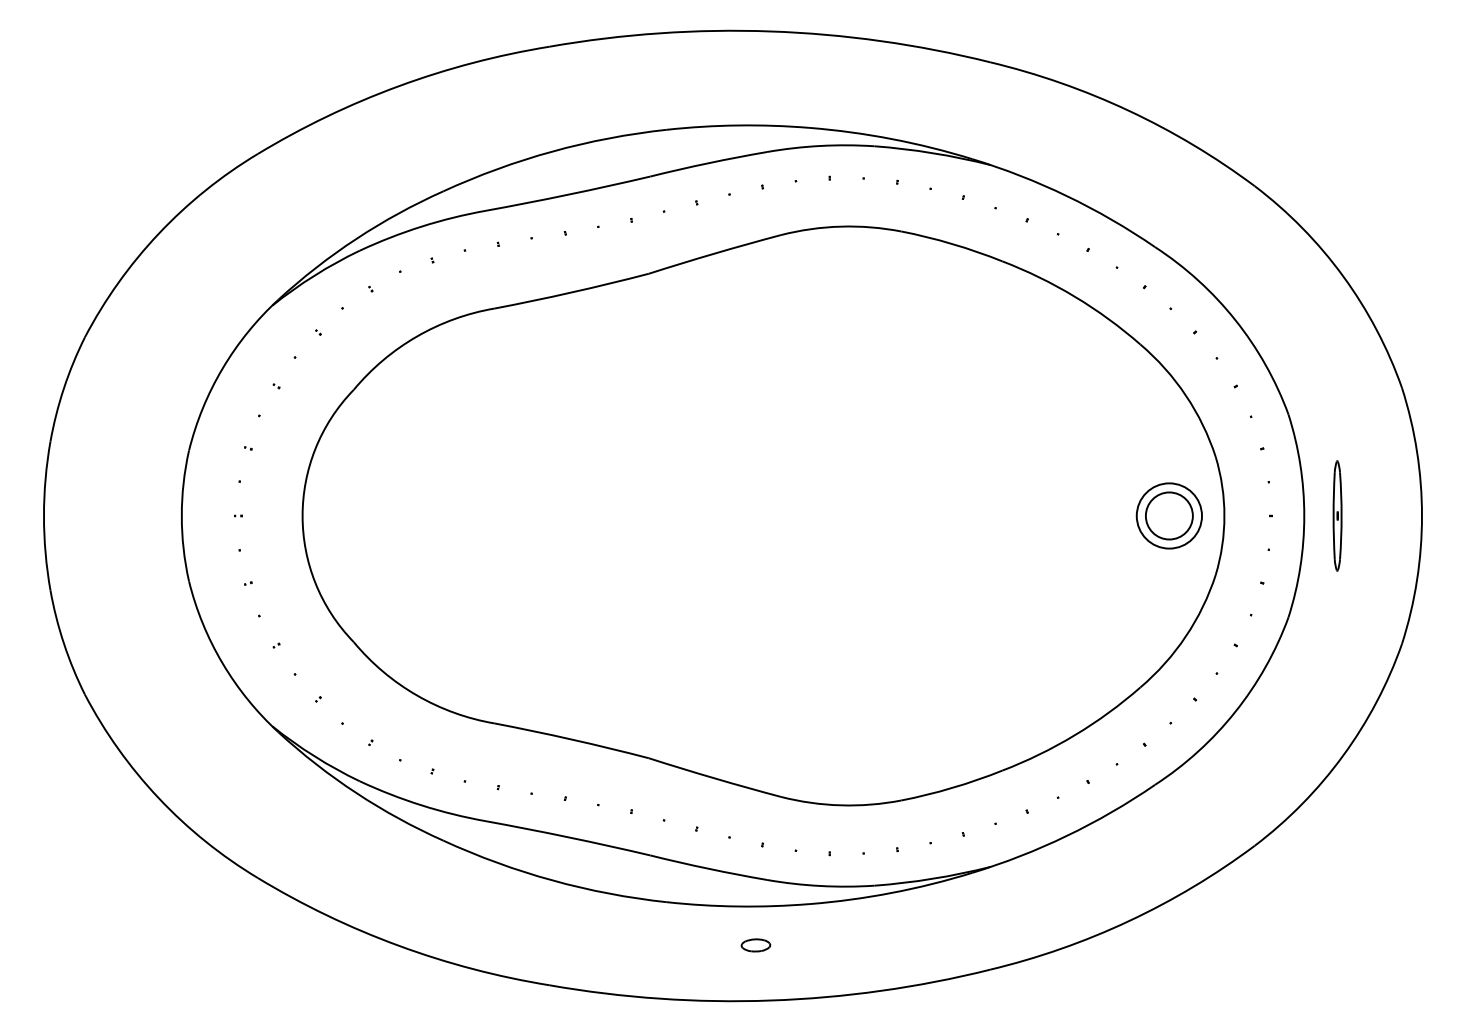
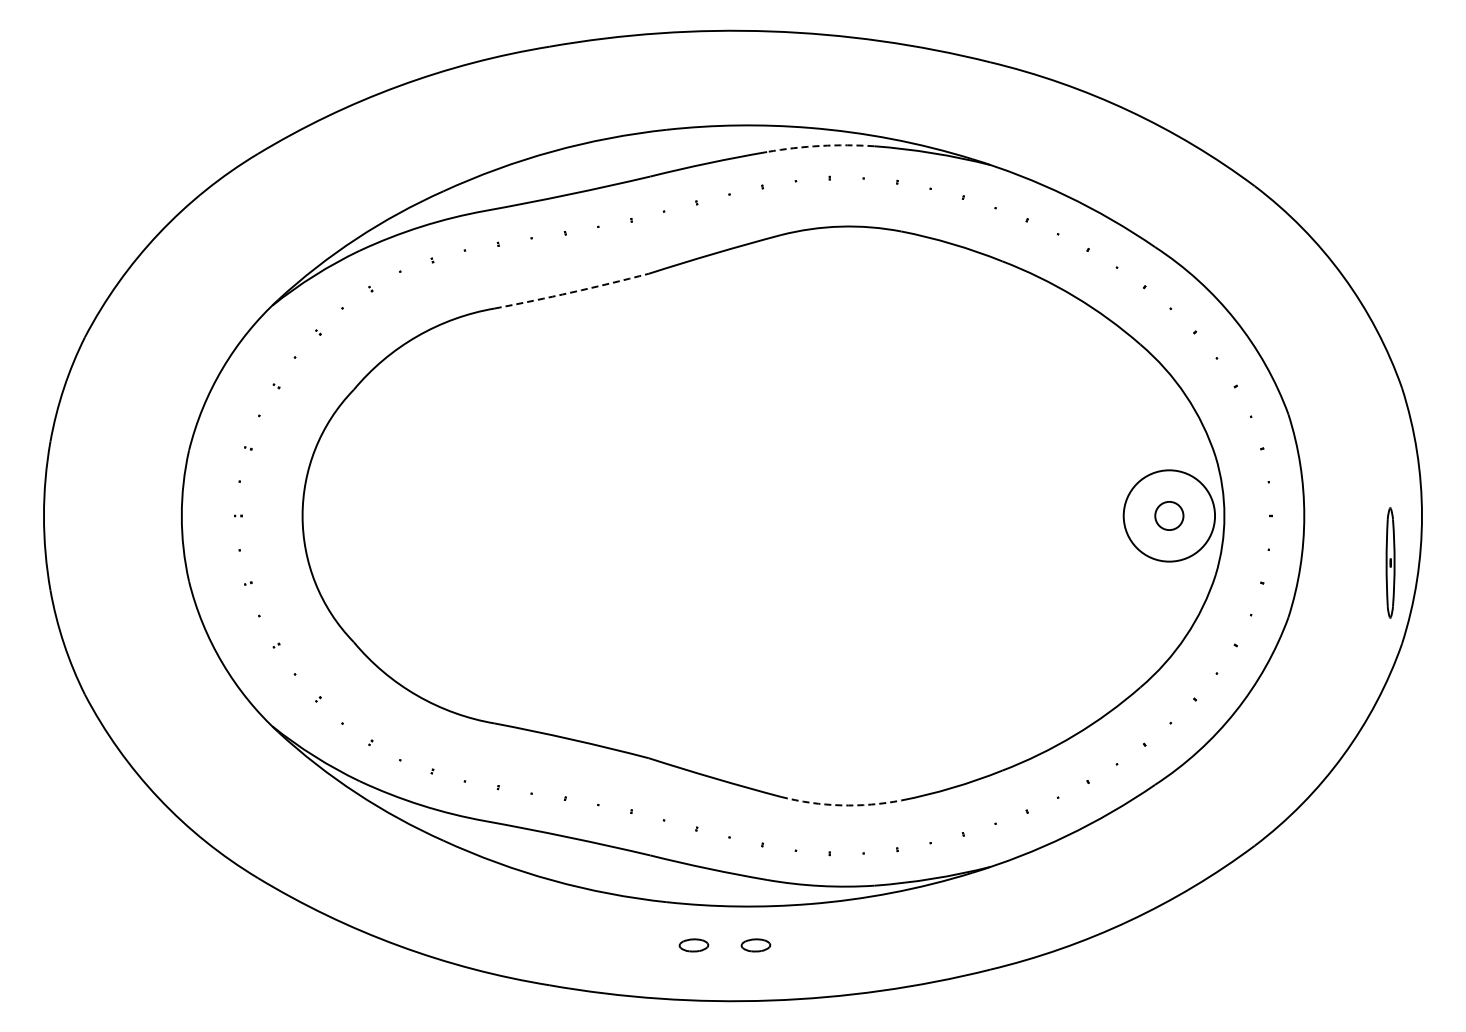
arc: solid -> dashed (820, 145)
arc: solid -> dashed (572, 292)
circle diameter: 47 px -> 28 px (1169, 515)
circle diameter: 65 px -> 91 px (1169, 515)
part position: (1337, 515) -> (1390, 562) (1390, 562)
arc: solid -> dashed (840, 805)
part: none -> present (693, 945)
